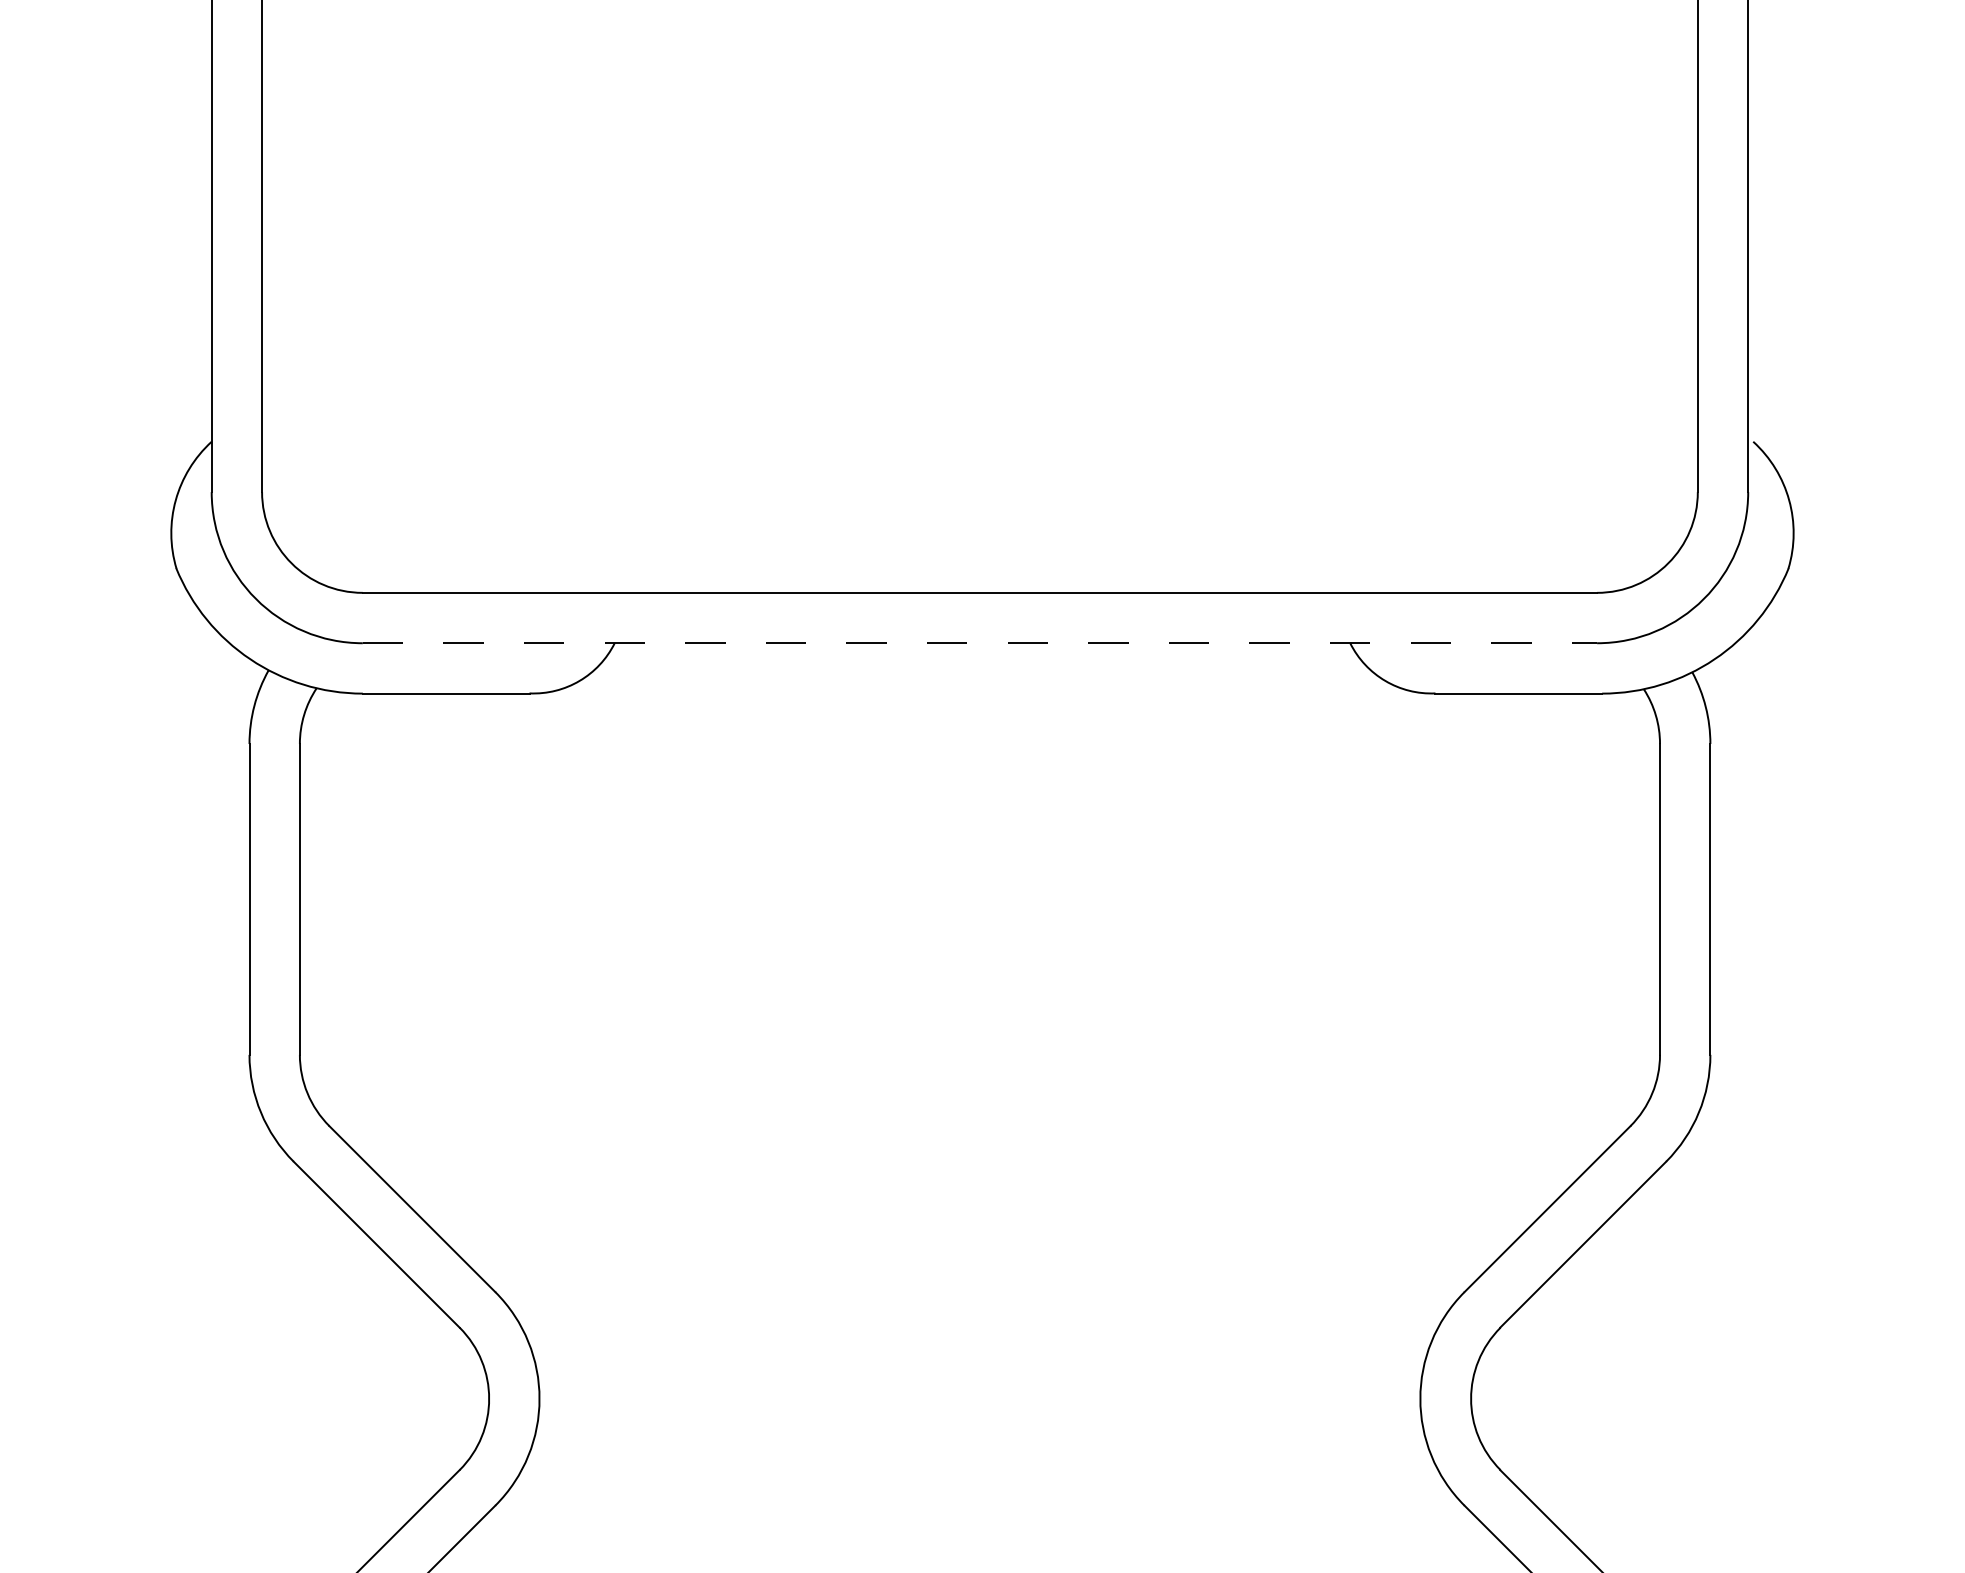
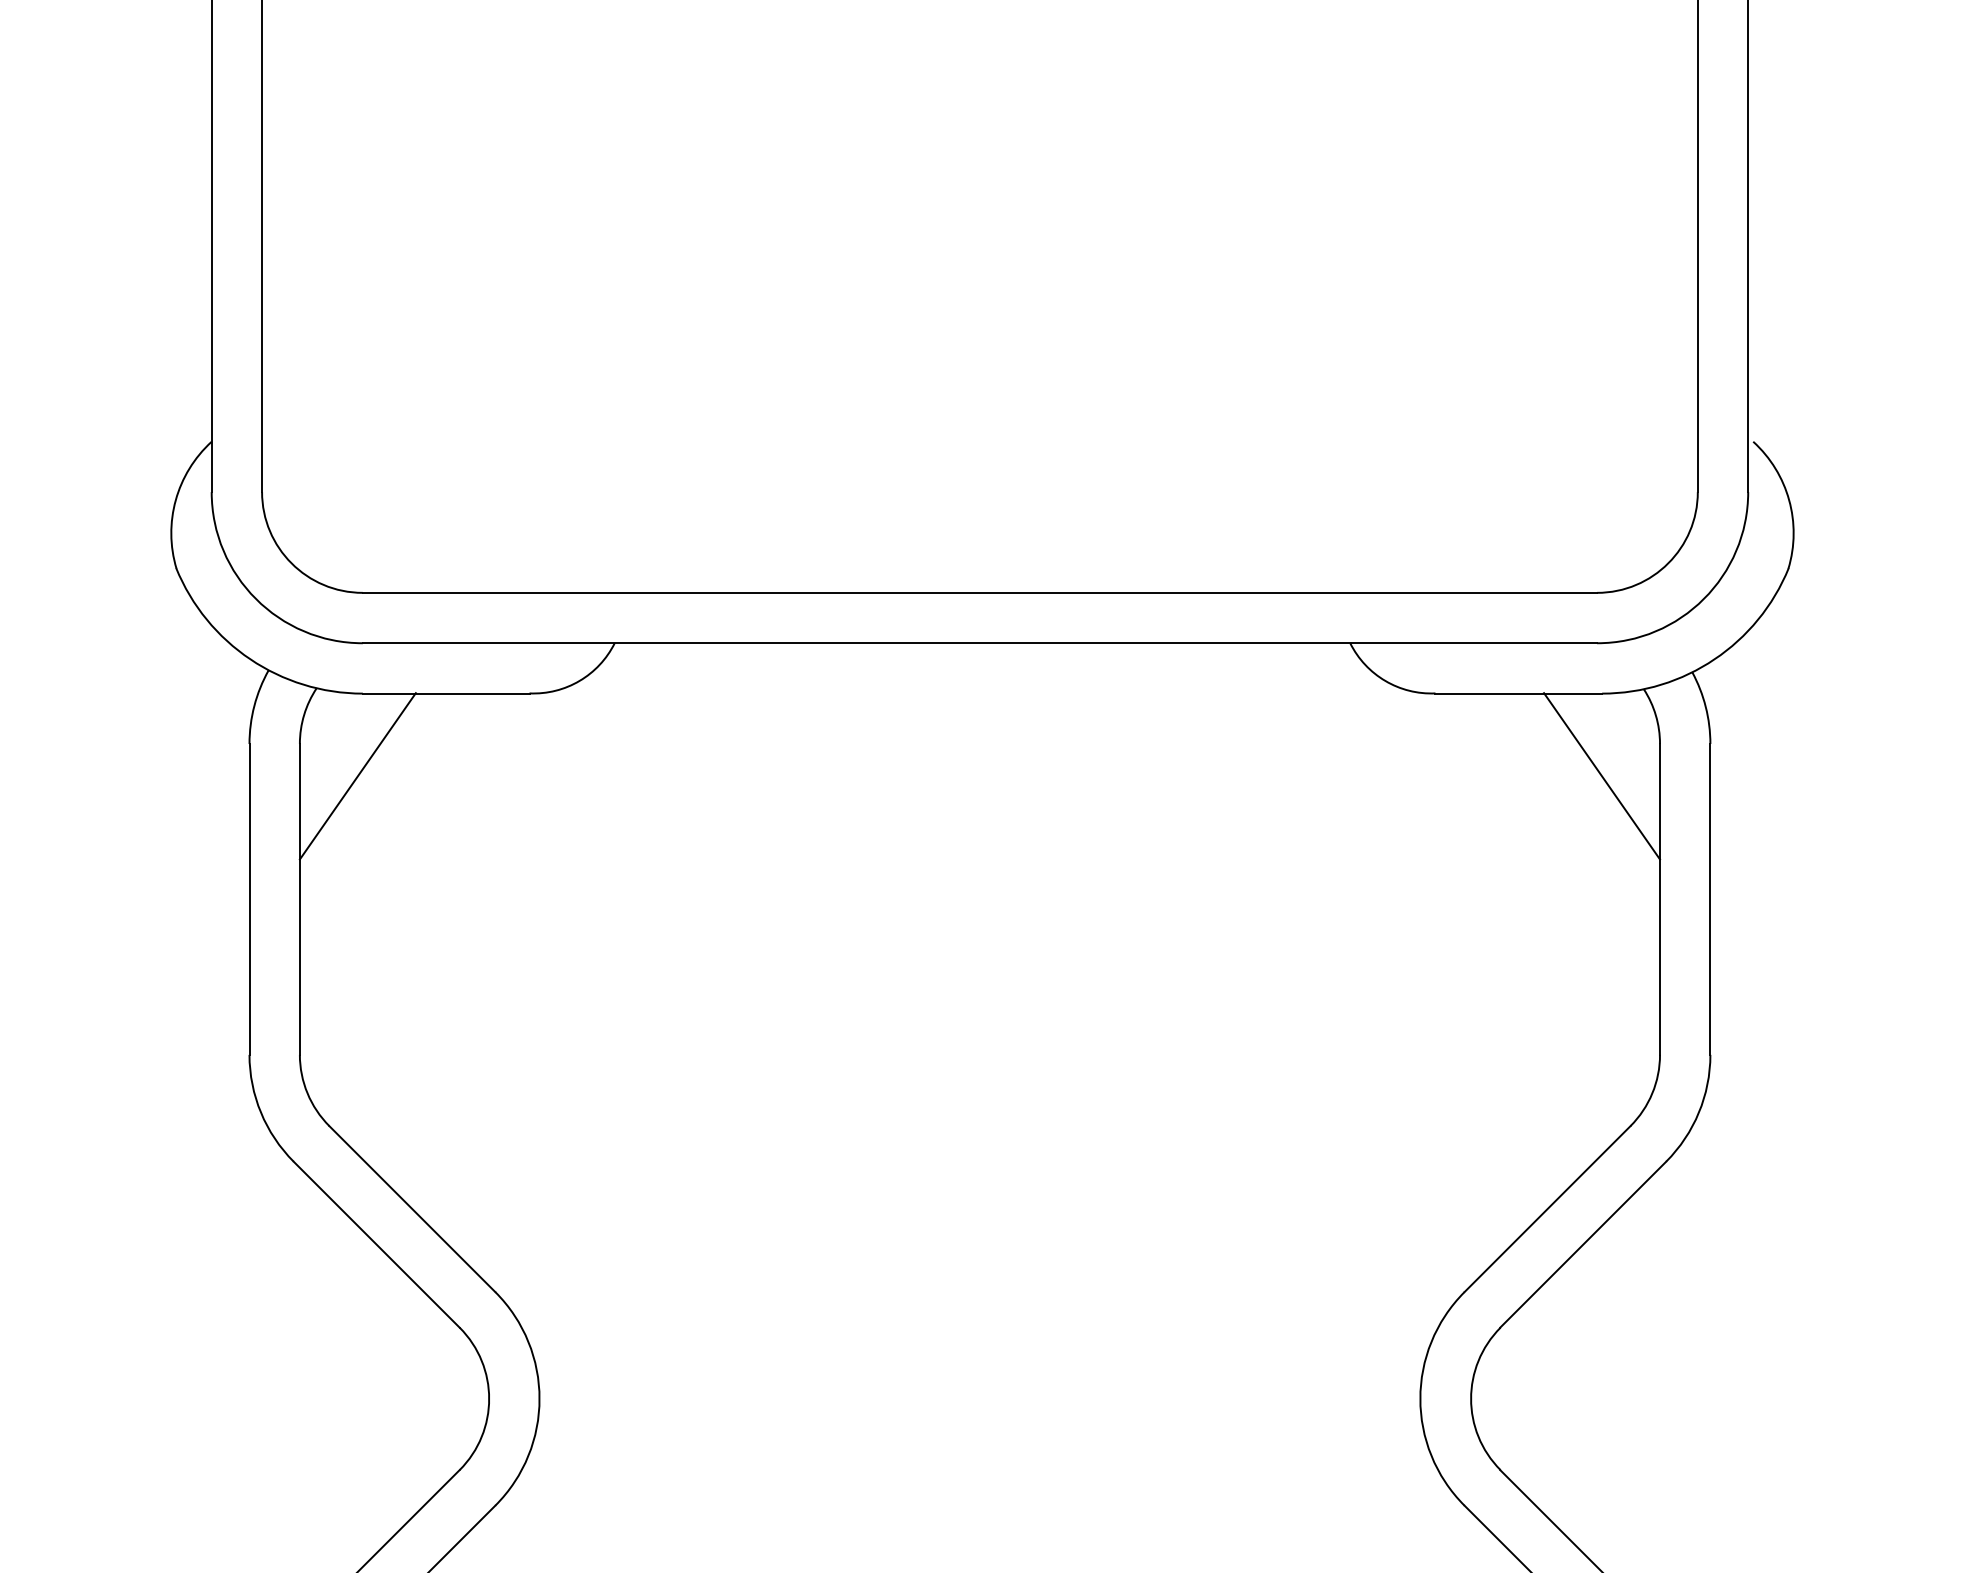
line: dashed -> solid (980, 643)
line: none -> present (357, 776)
line: none -> present (1602, 776)
